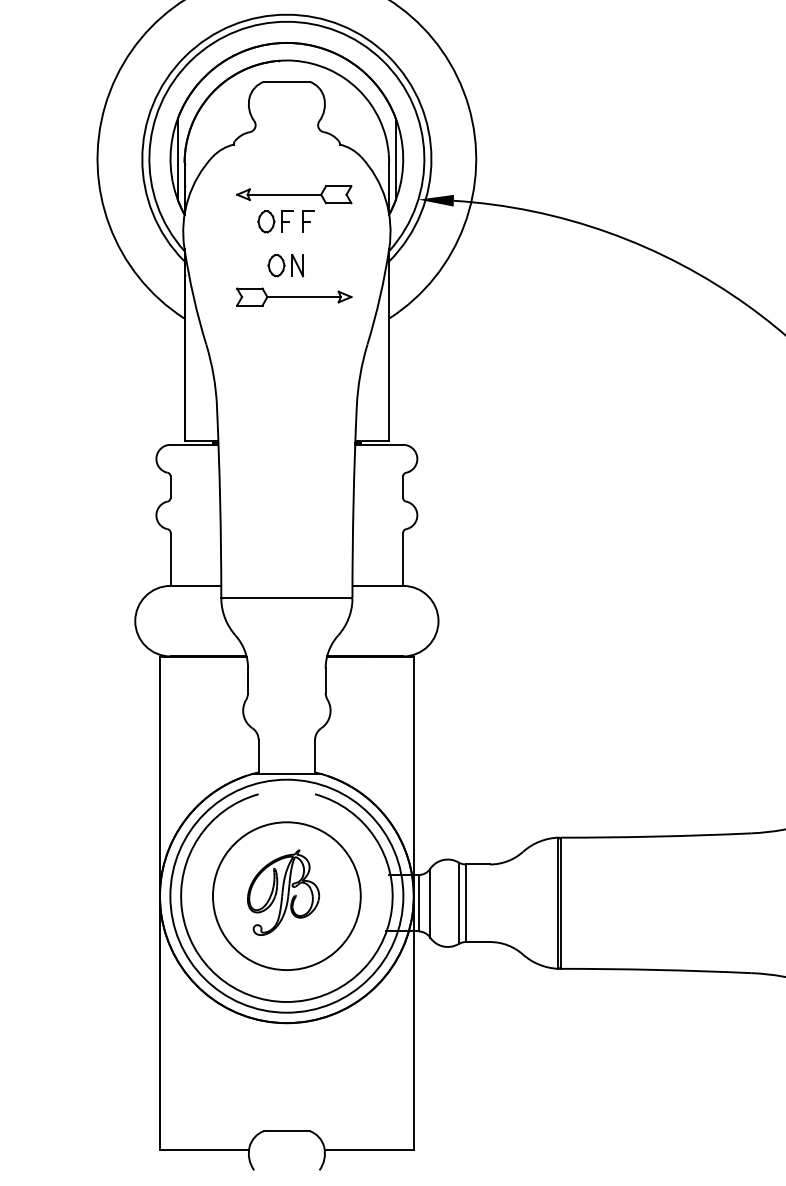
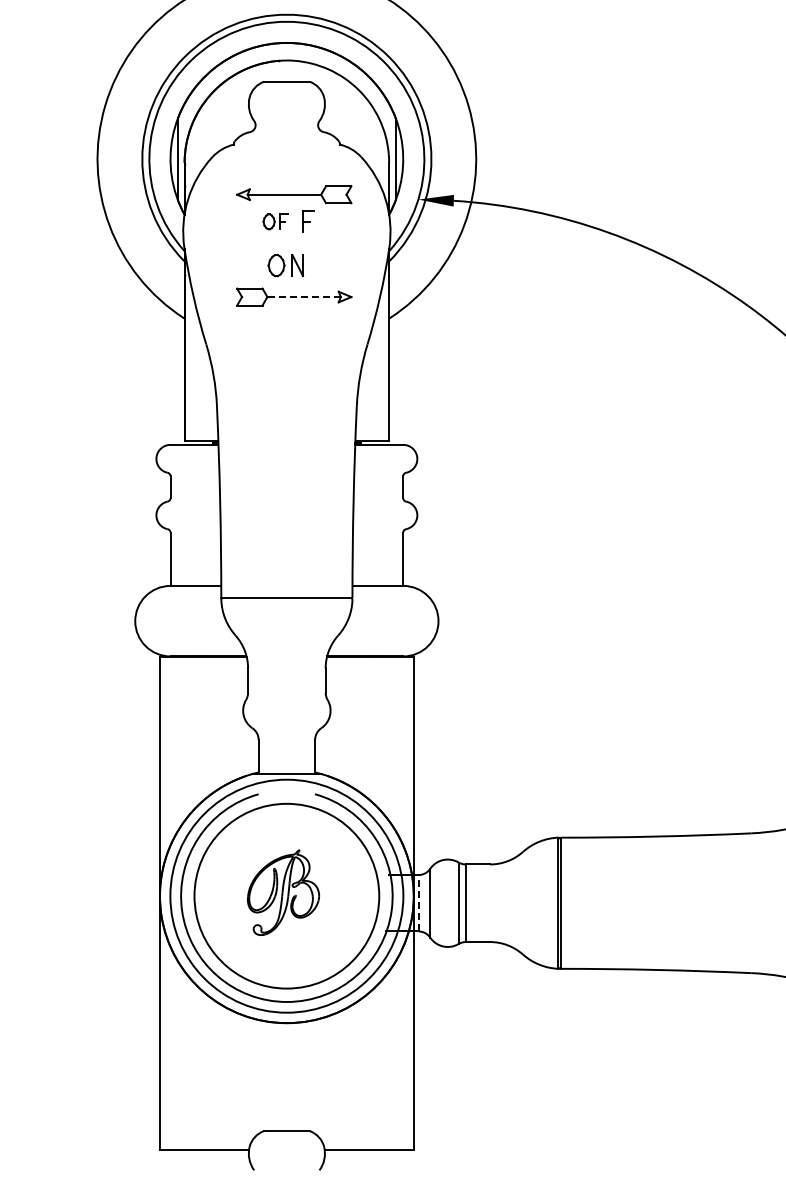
part size: 37x24 px -> 27x18 px (275, 221)
line: solid -> dashed (304, 297)
circle diameter: 148 px -> 185 px (286, 895)
line: solid -> dashed (418, 902)
